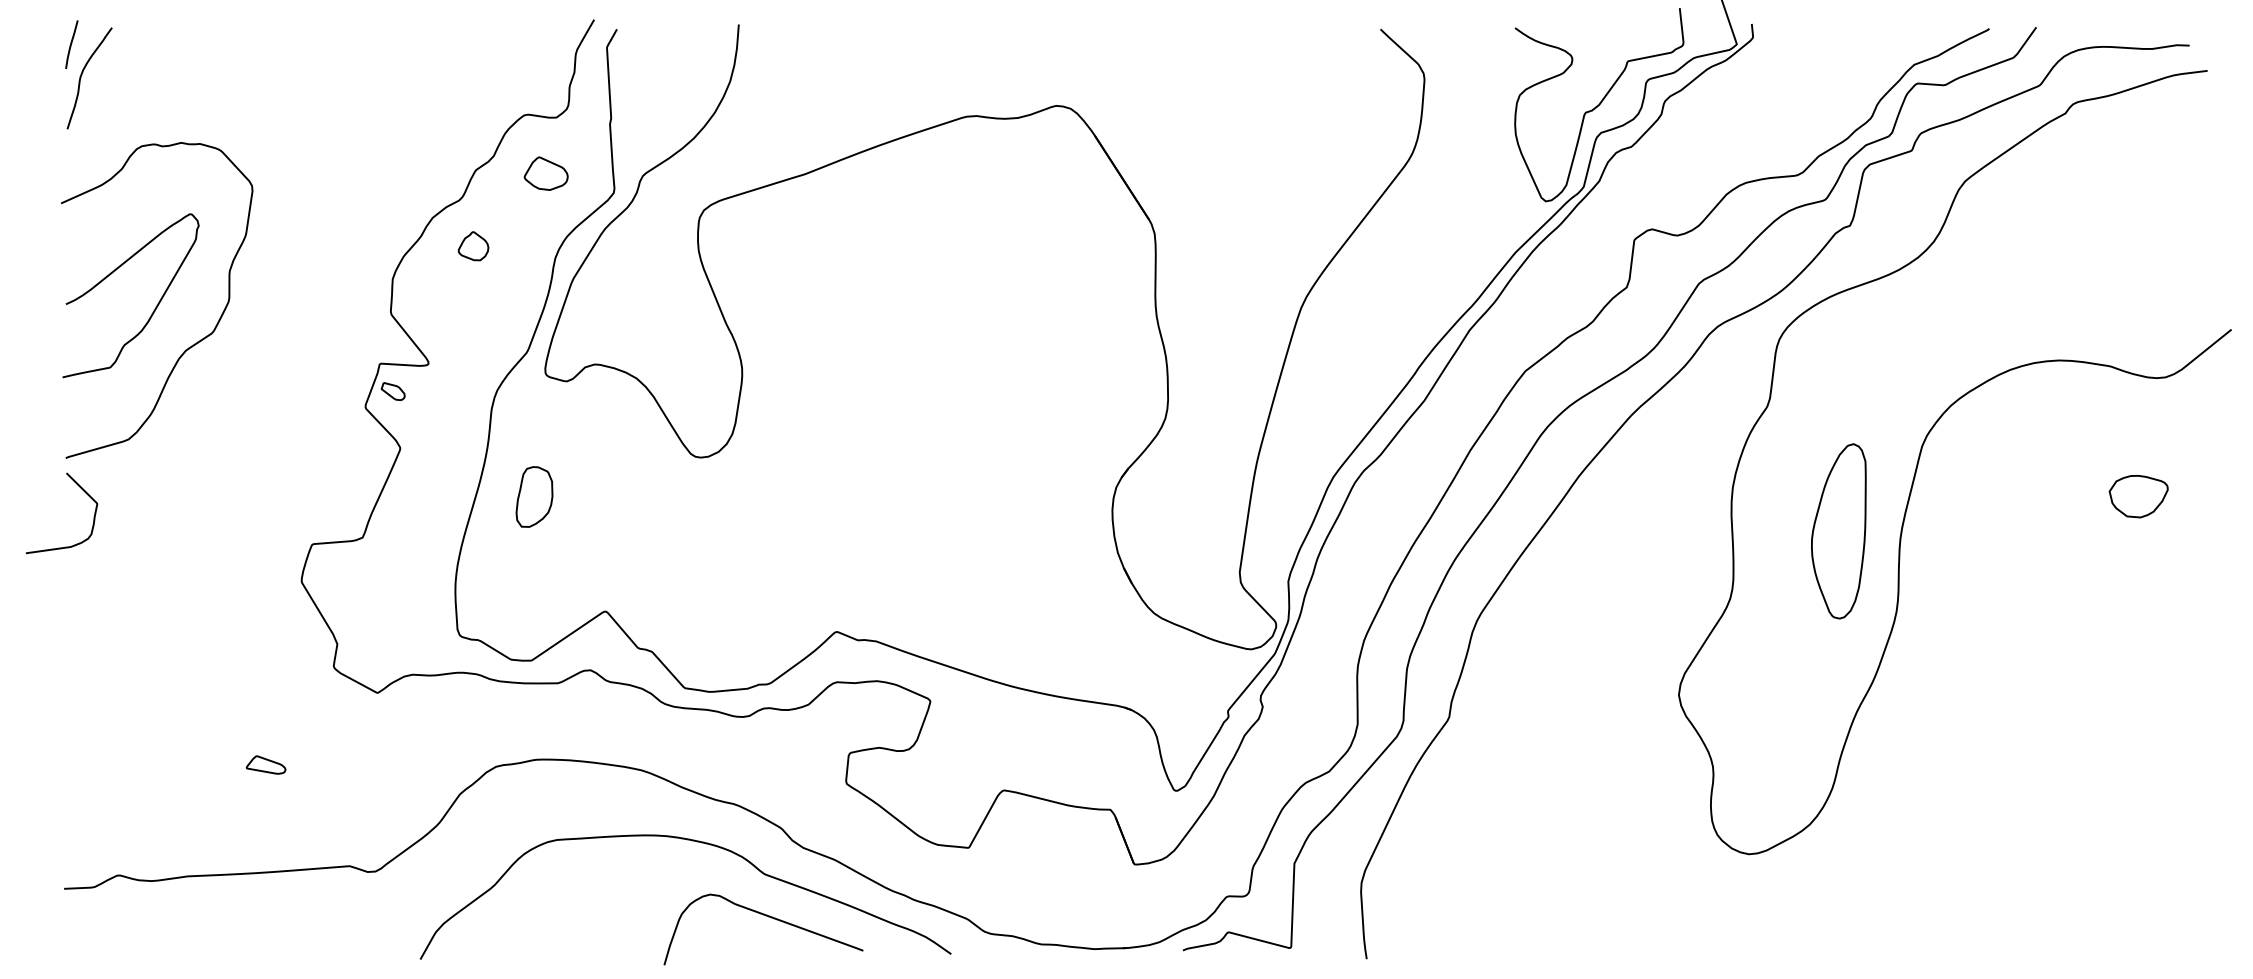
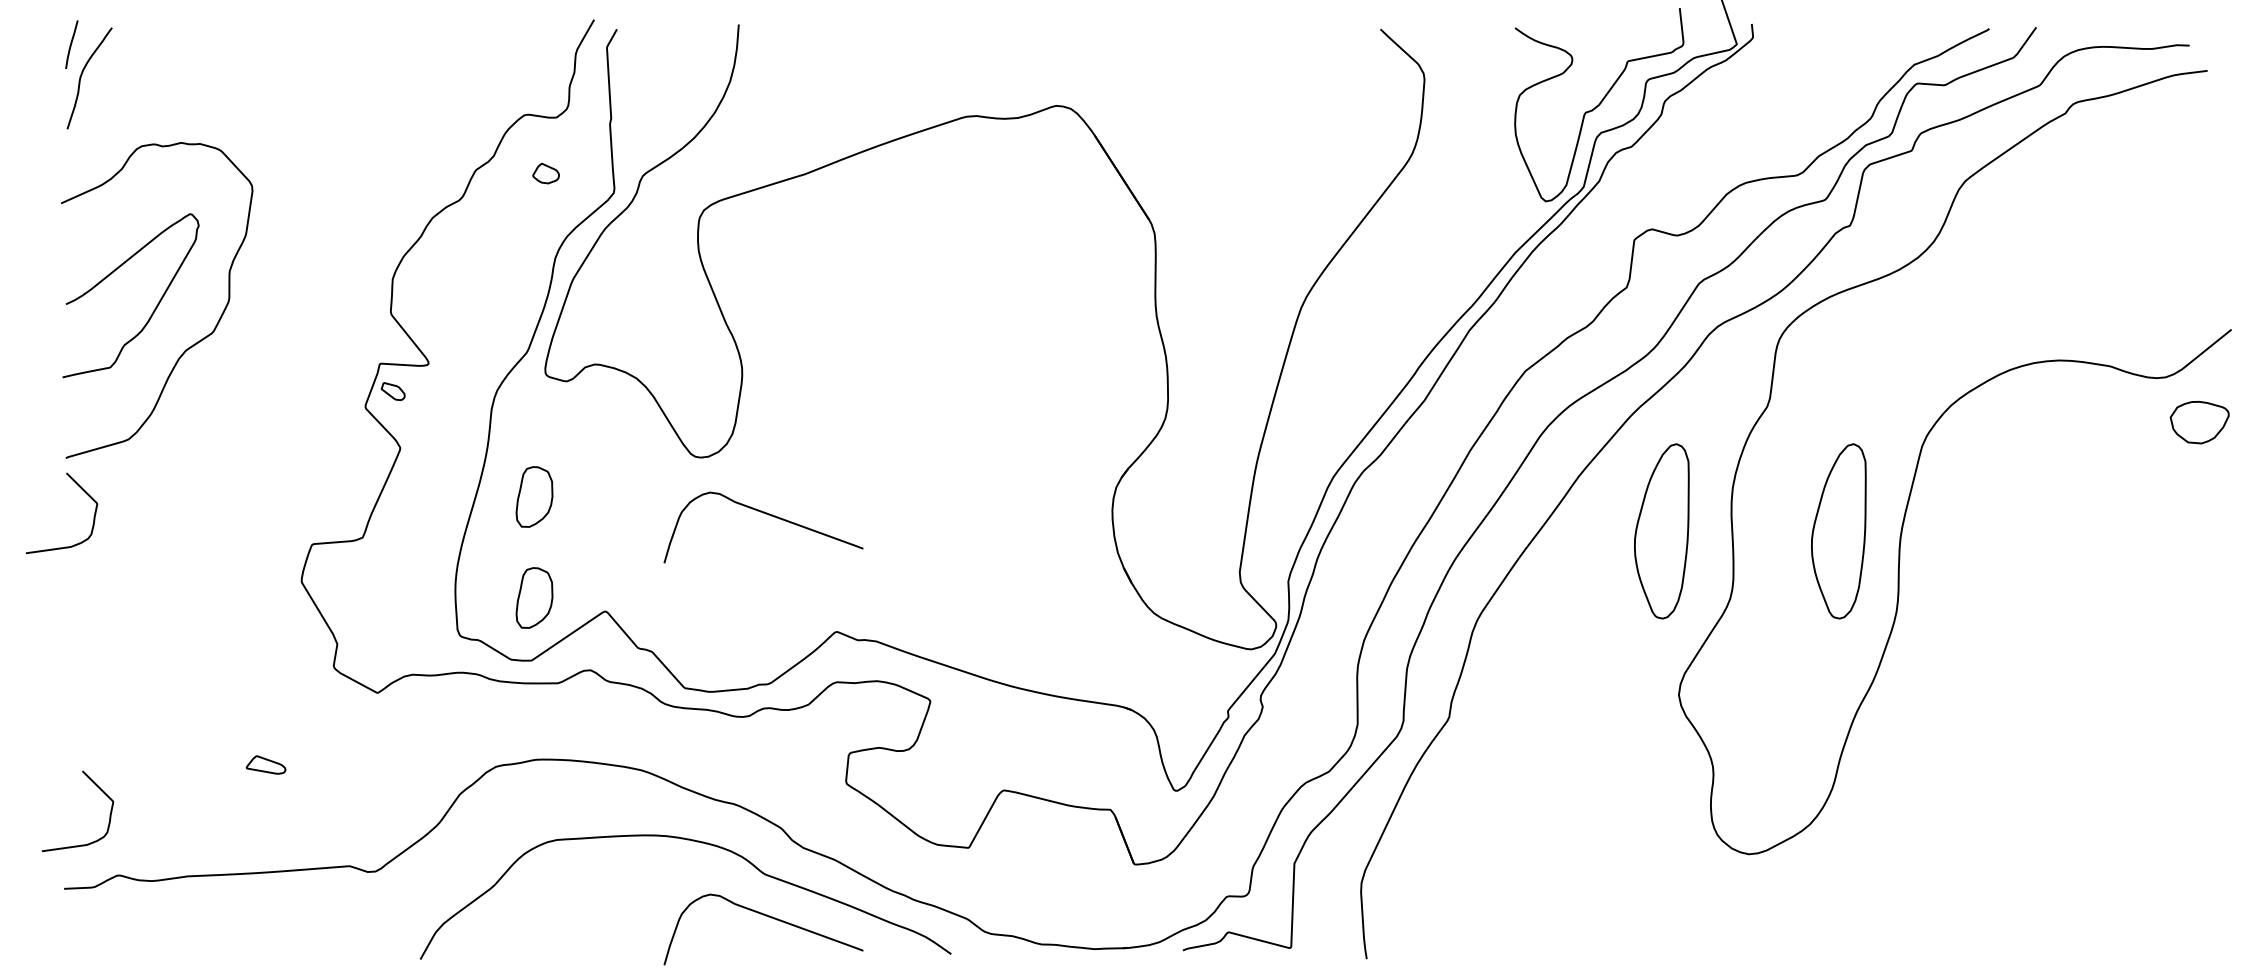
part size: 46x35 px -> 28x22 px (545, 173)
part: present -> none (473, 246)
part position: (2138, 496) -> (2199, 422) (2199, 422)
curve: none -> present (768, 515)
part: none -> present (1661, 531)
part: none -> present (534, 597)
curve: none -> present (99, 789)
